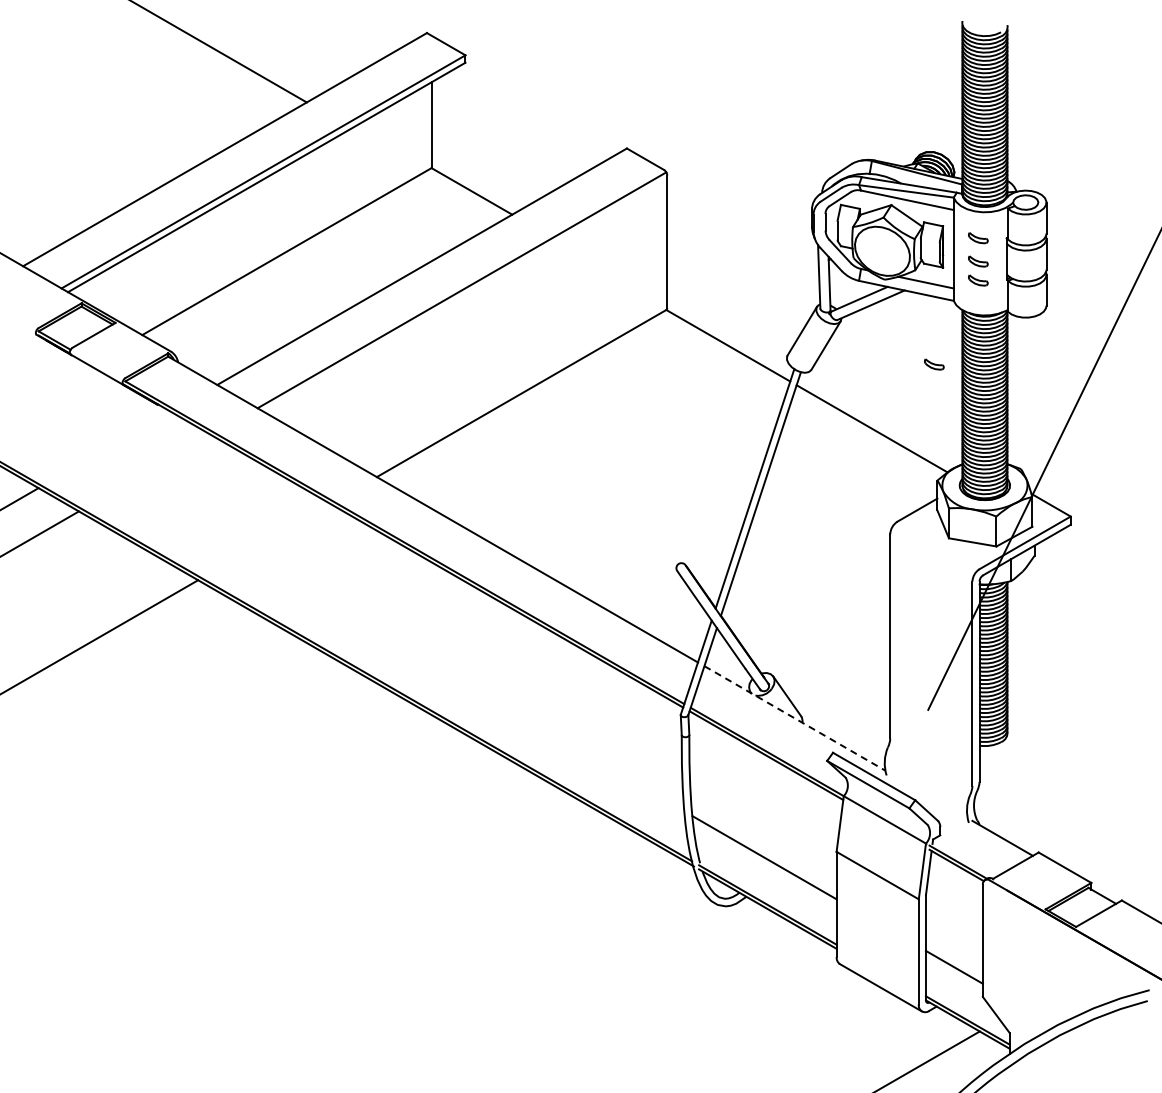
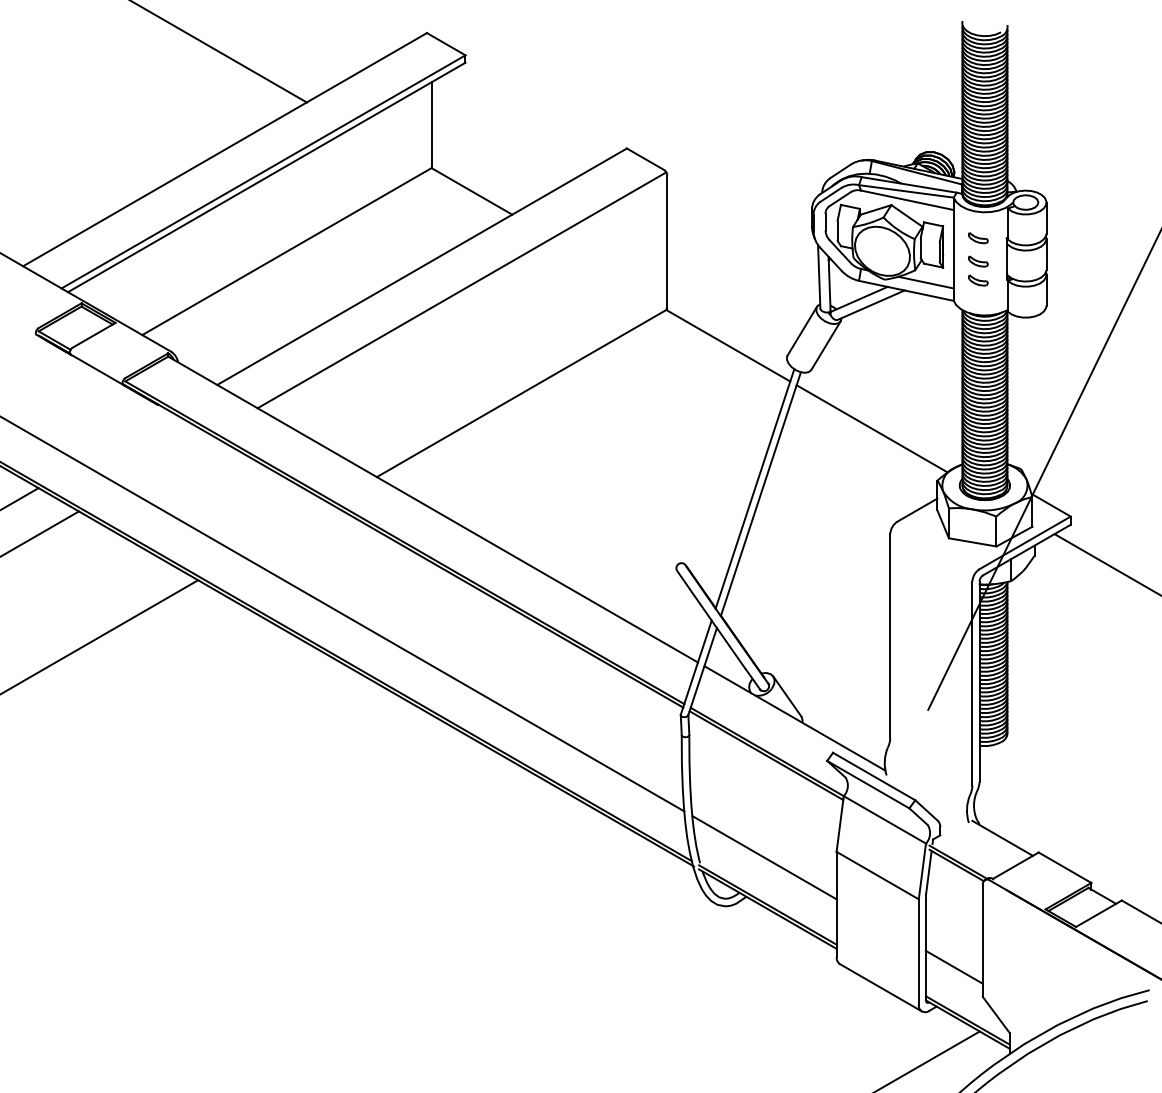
part: present -> none (934, 364)
line: none -> present (1106, 564)
line: none -> present (343, 614)
line: dashed -> solid (795, 718)
